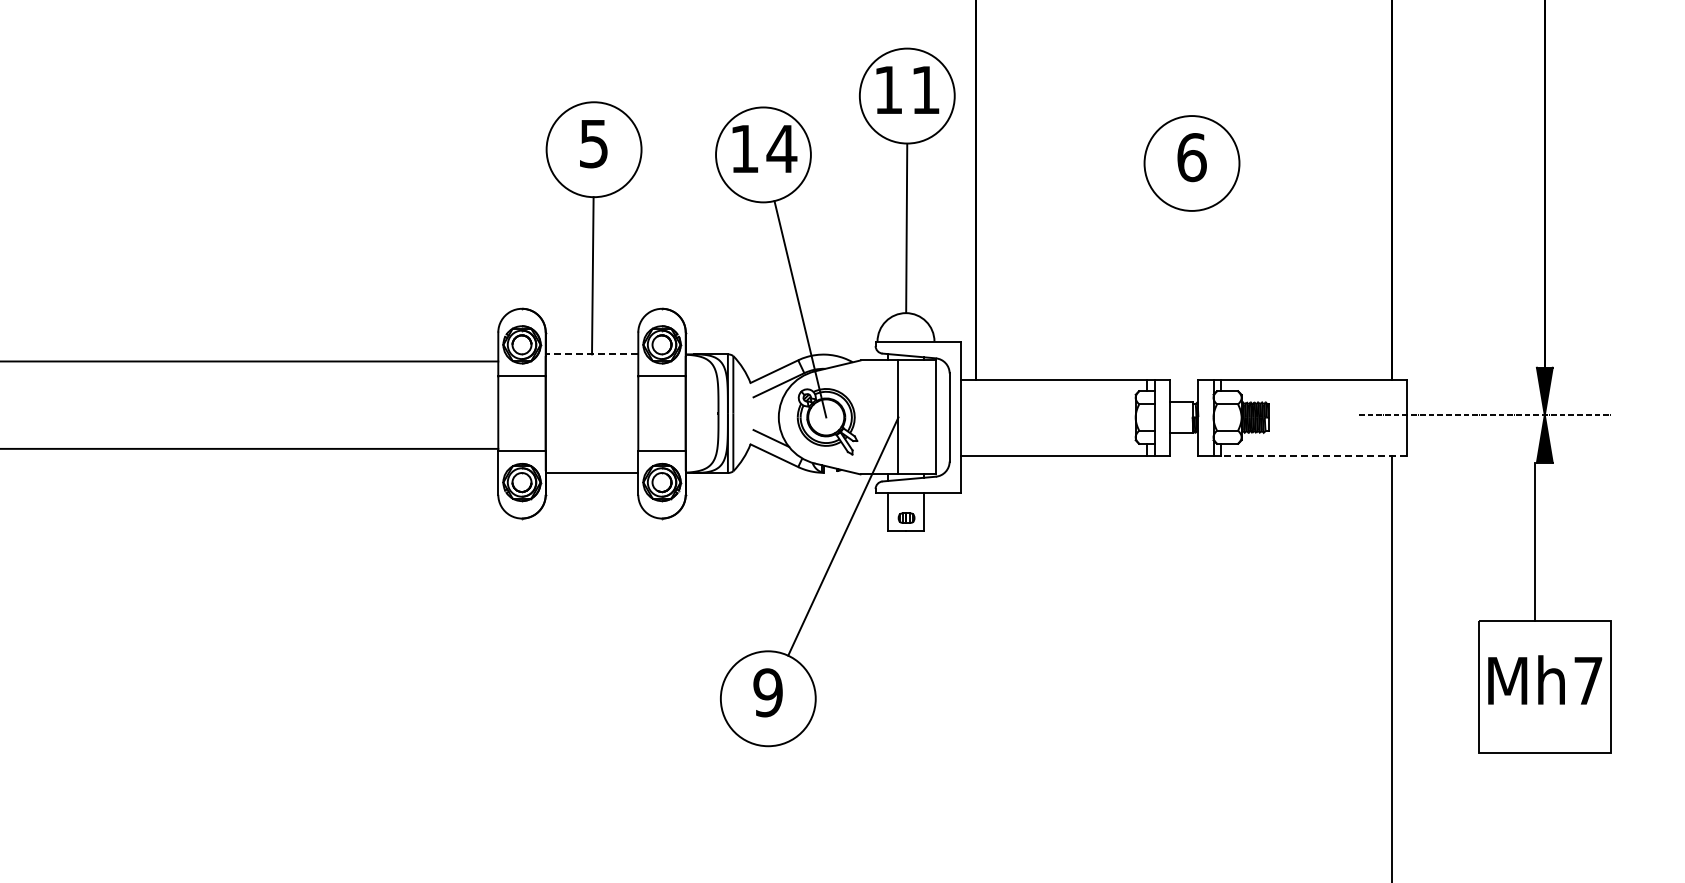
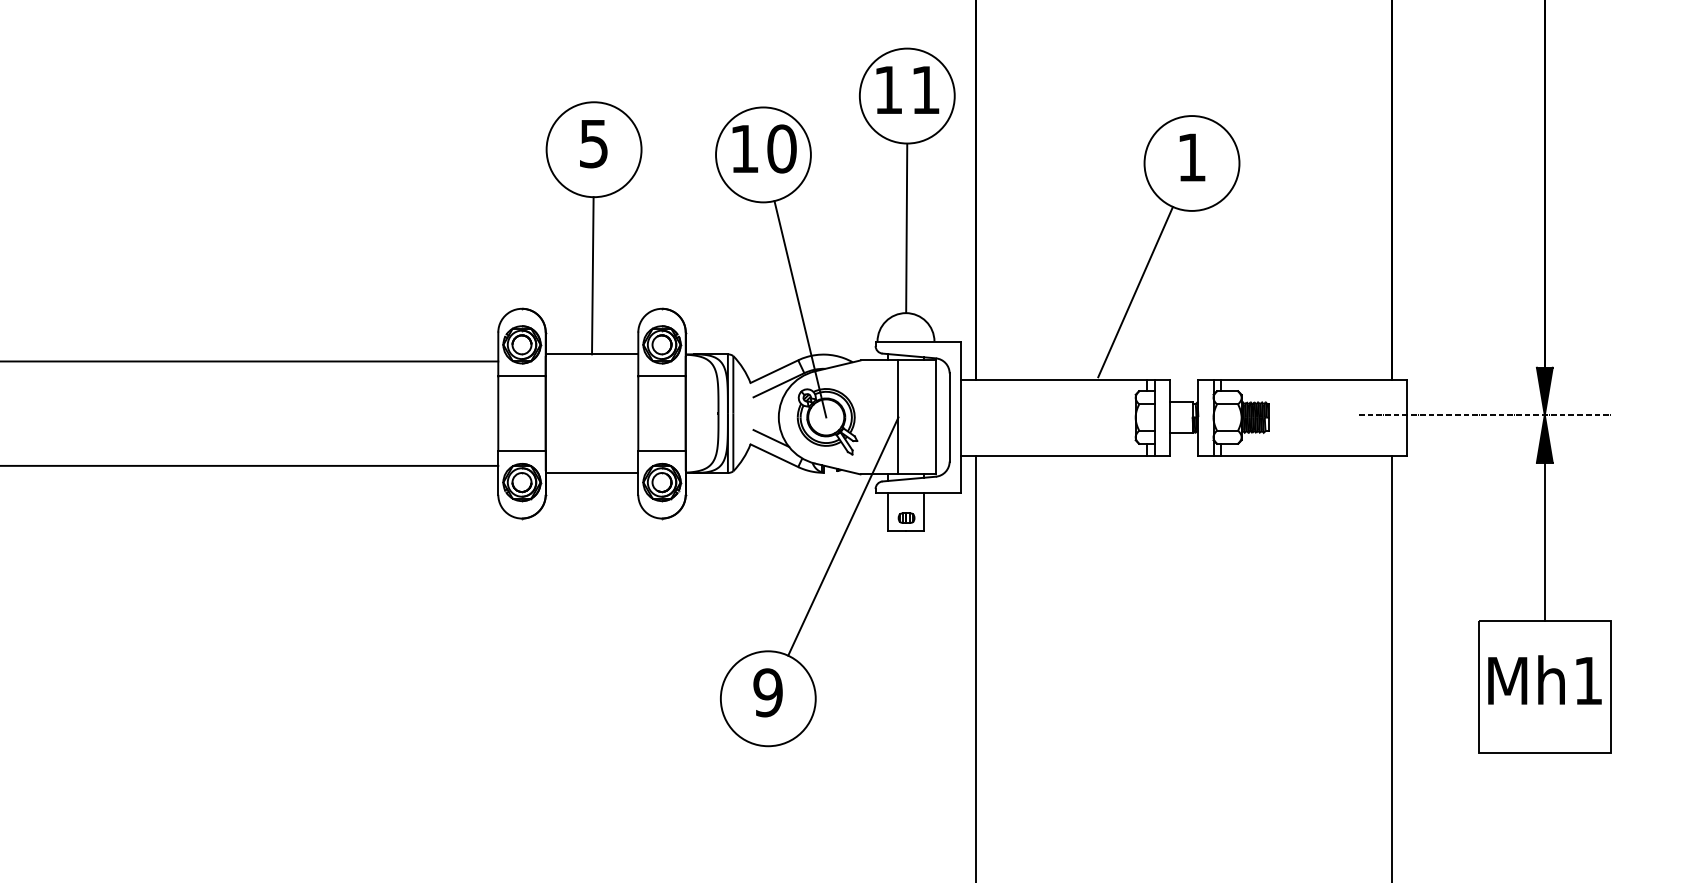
text: 14 -> 10 (781, 148)
text: 6 -> 1 (1191, 157)
line: none -> present (1135, 291)
line: dashed -> solid (591, 354)
line position: (250, 448) -> (250, 465) (250, 465)
line: dashed -> solid (1314, 455)
line position: (1534, 541) -> (1544, 541) (1544, 541)
line: none -> present (976, 667)
text: Mh7 -> Mh1 (1588, 680)
